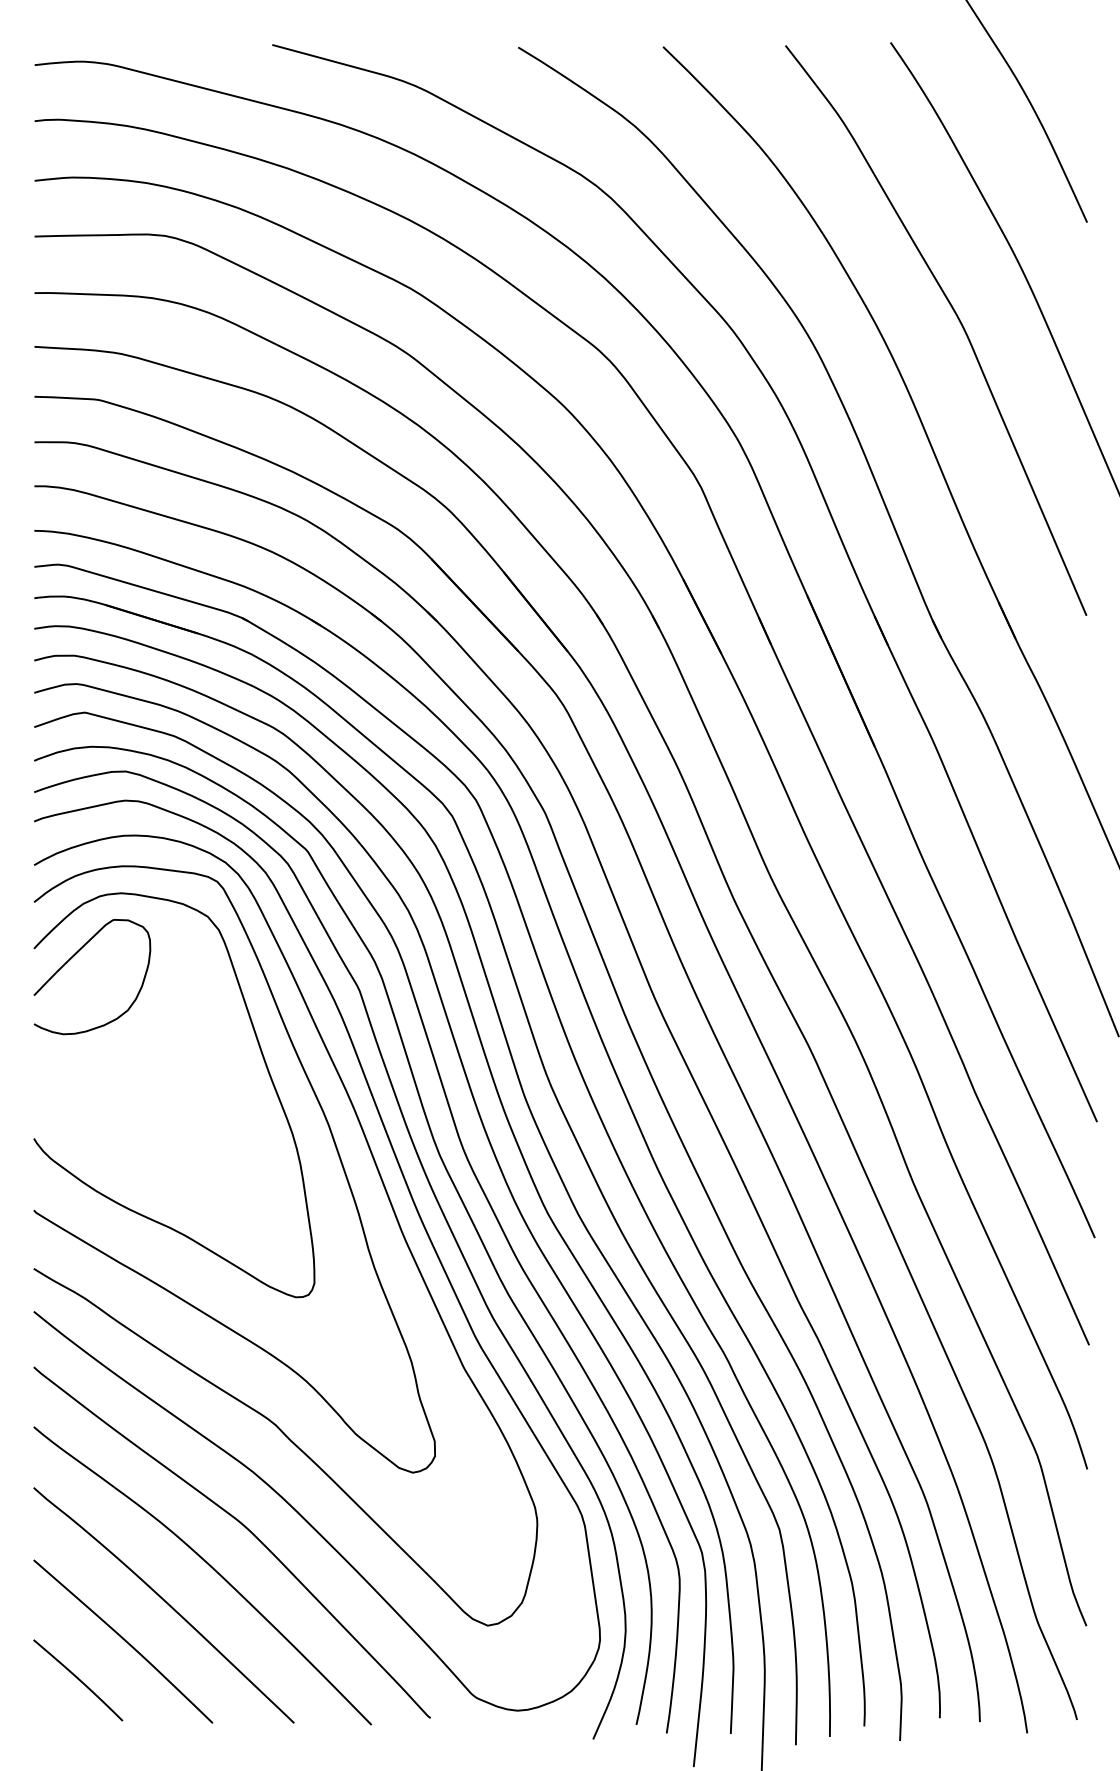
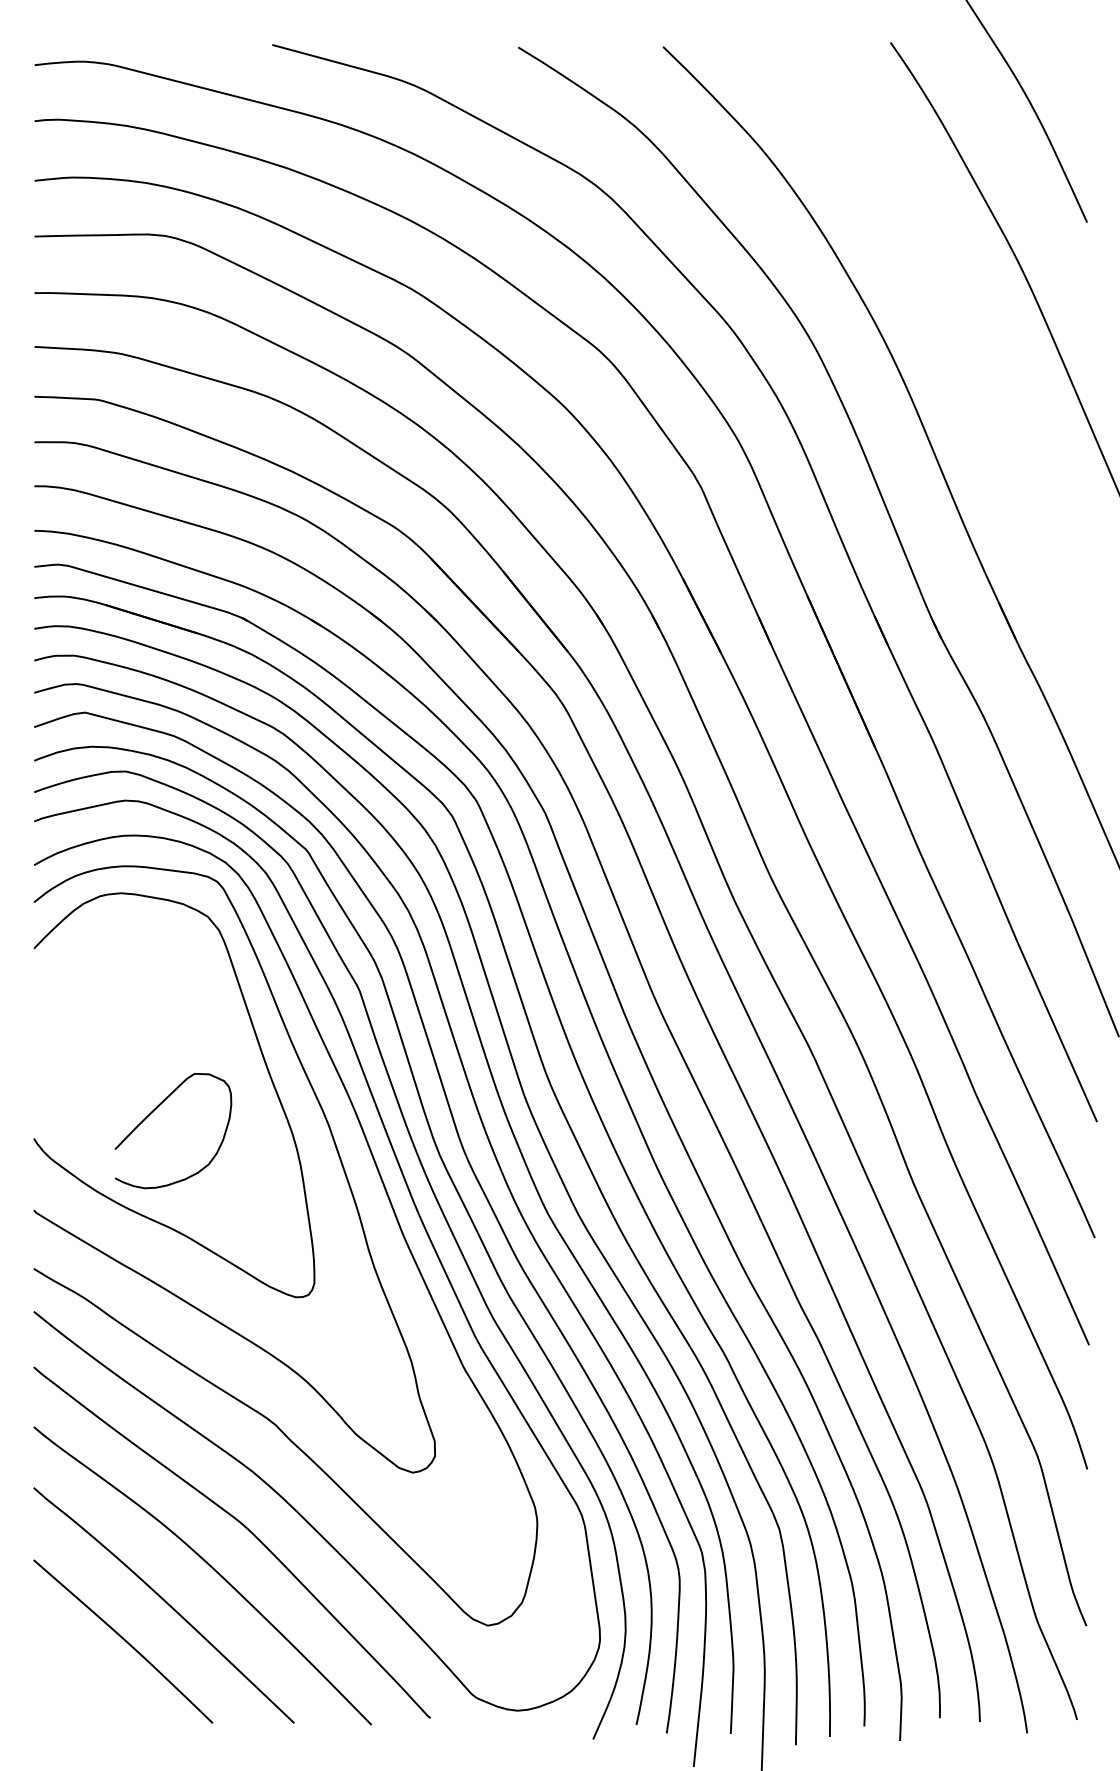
curve: present -> none (958, 320)
curve position: (73, 957) -> (154, 1111) (154, 1111)
curve: present -> none (78, 1680)
